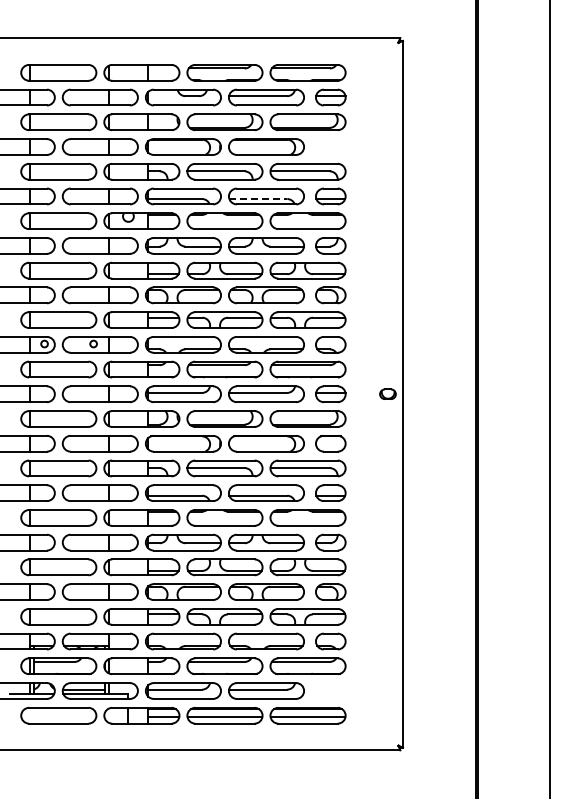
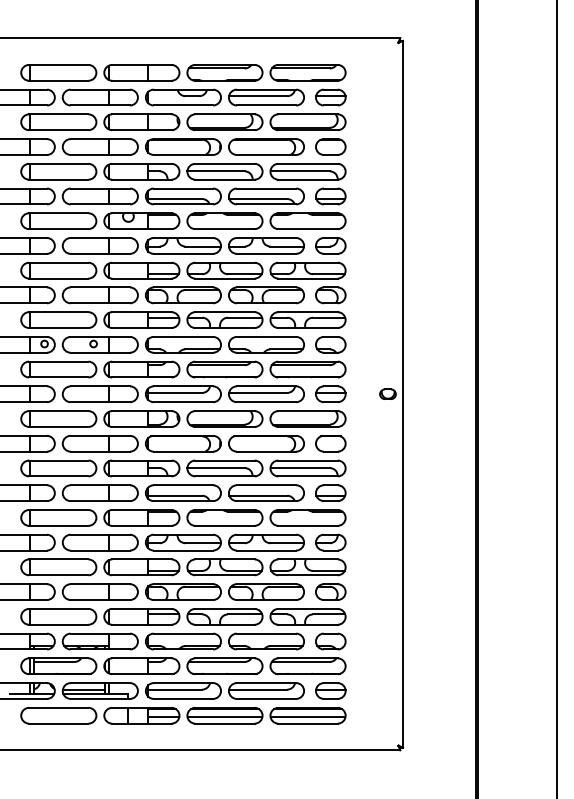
part: none -> present (330, 146)
line: dashed -> solid (258, 199)
line position: (549, 398) -> (556, 398) (556, 398)
part: none -> present (330, 690)
